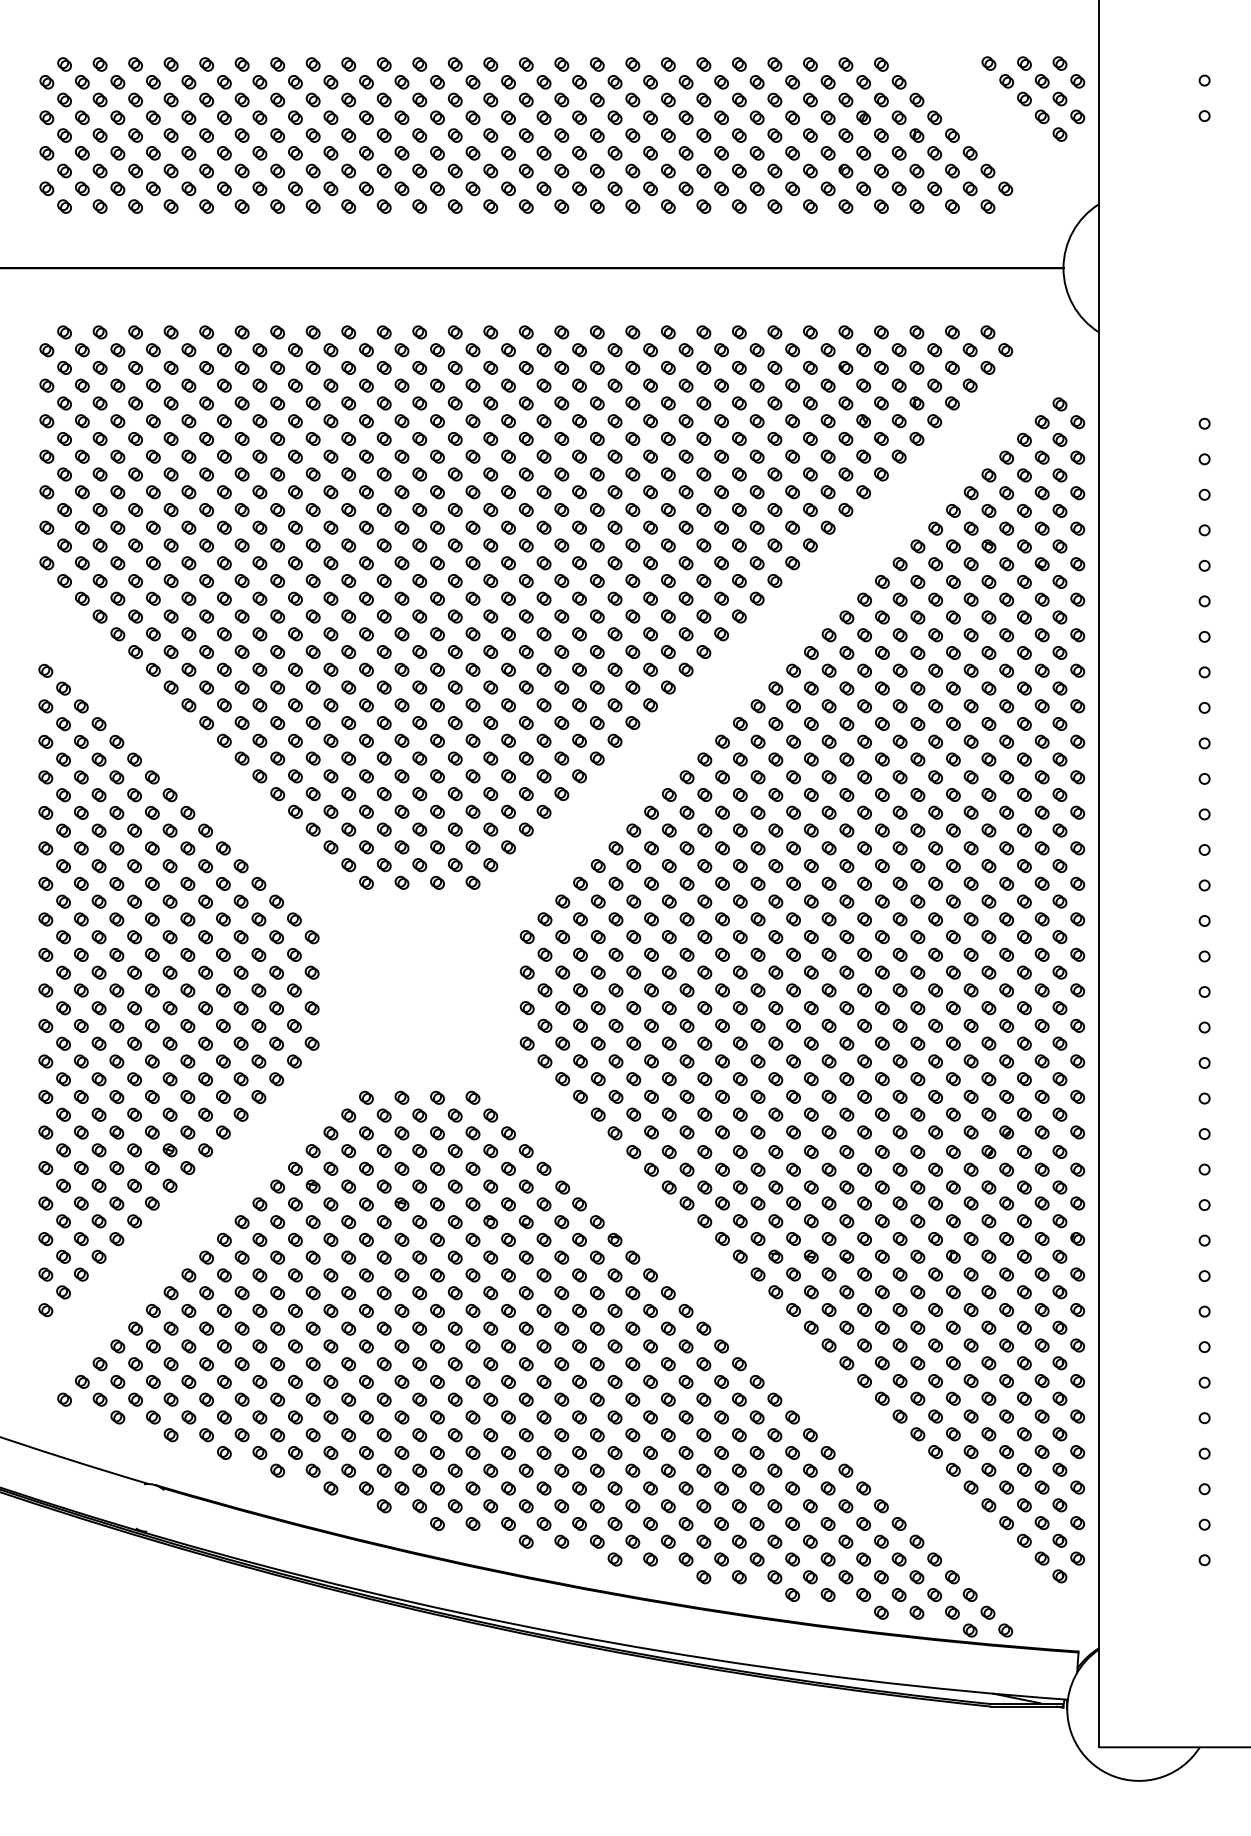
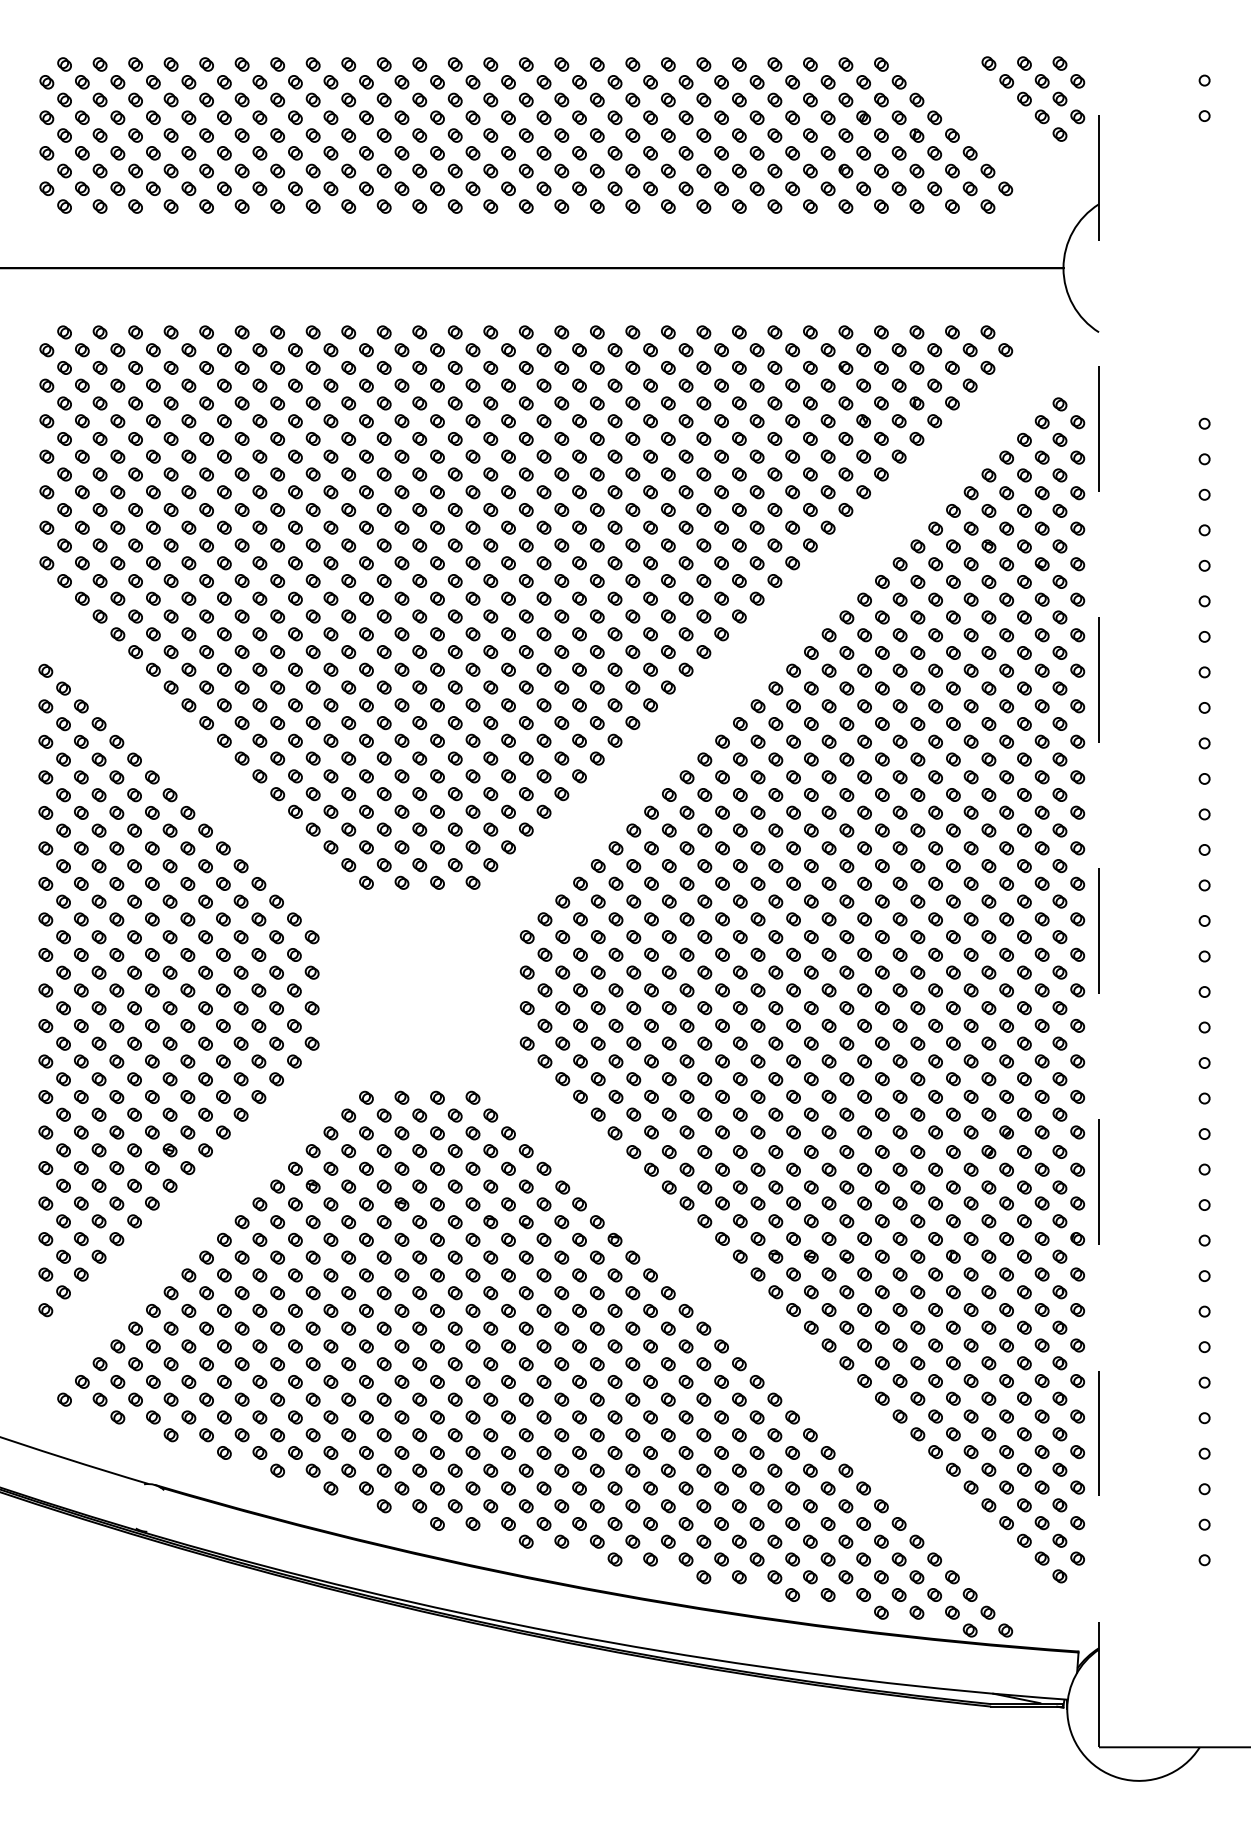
line: solid -> dashed (1099, 873)
